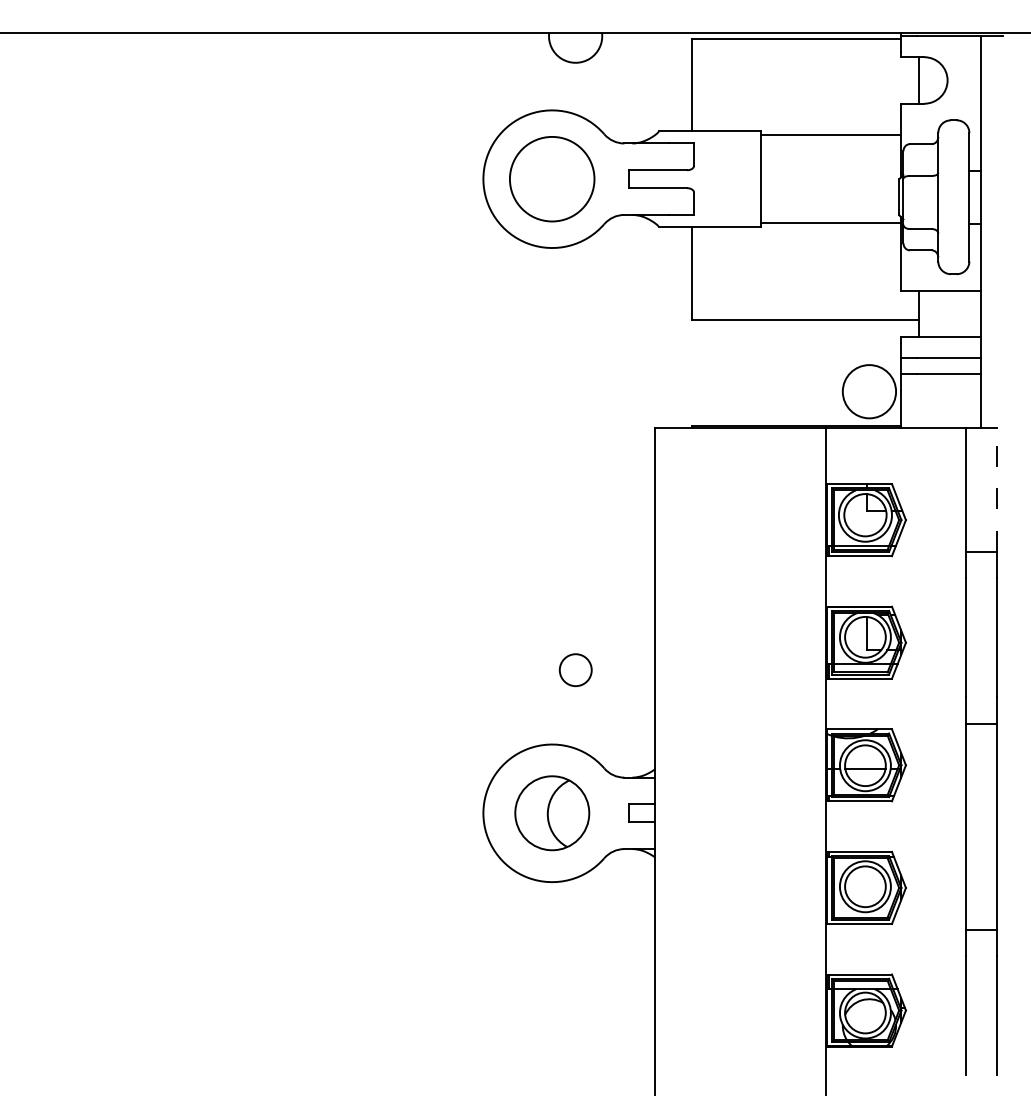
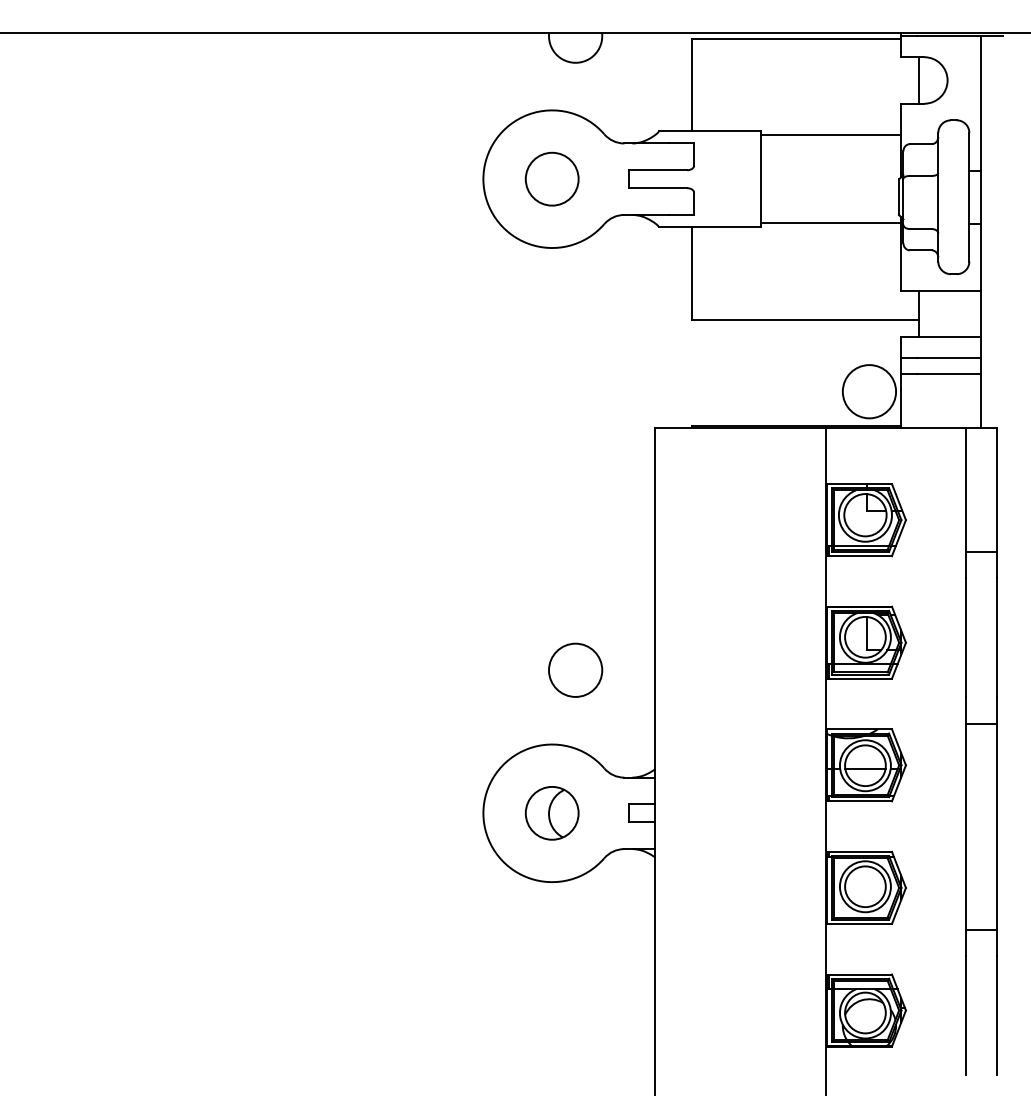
circle diameter: 85 px -> 53 px (551, 178)
line: dashed -> solid (997, 490)
circle size: 35x35 px -> 56x56 px (575, 669)
part size: 77x77 px -> 56x55 px (551, 813)
